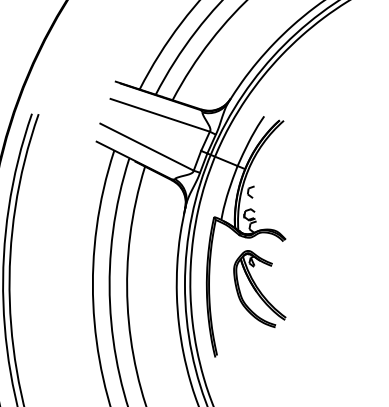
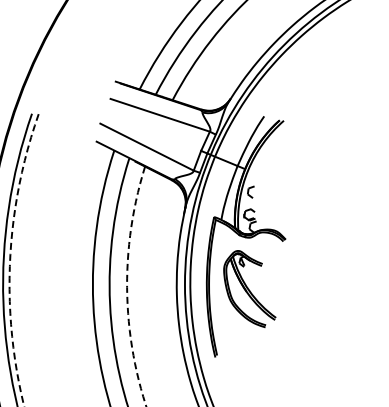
arc: solid -> dashed (10, 259)
arc: solid -> dashed (127, 288)
part position: (259, 288) -> (249, 288) (249, 288)
